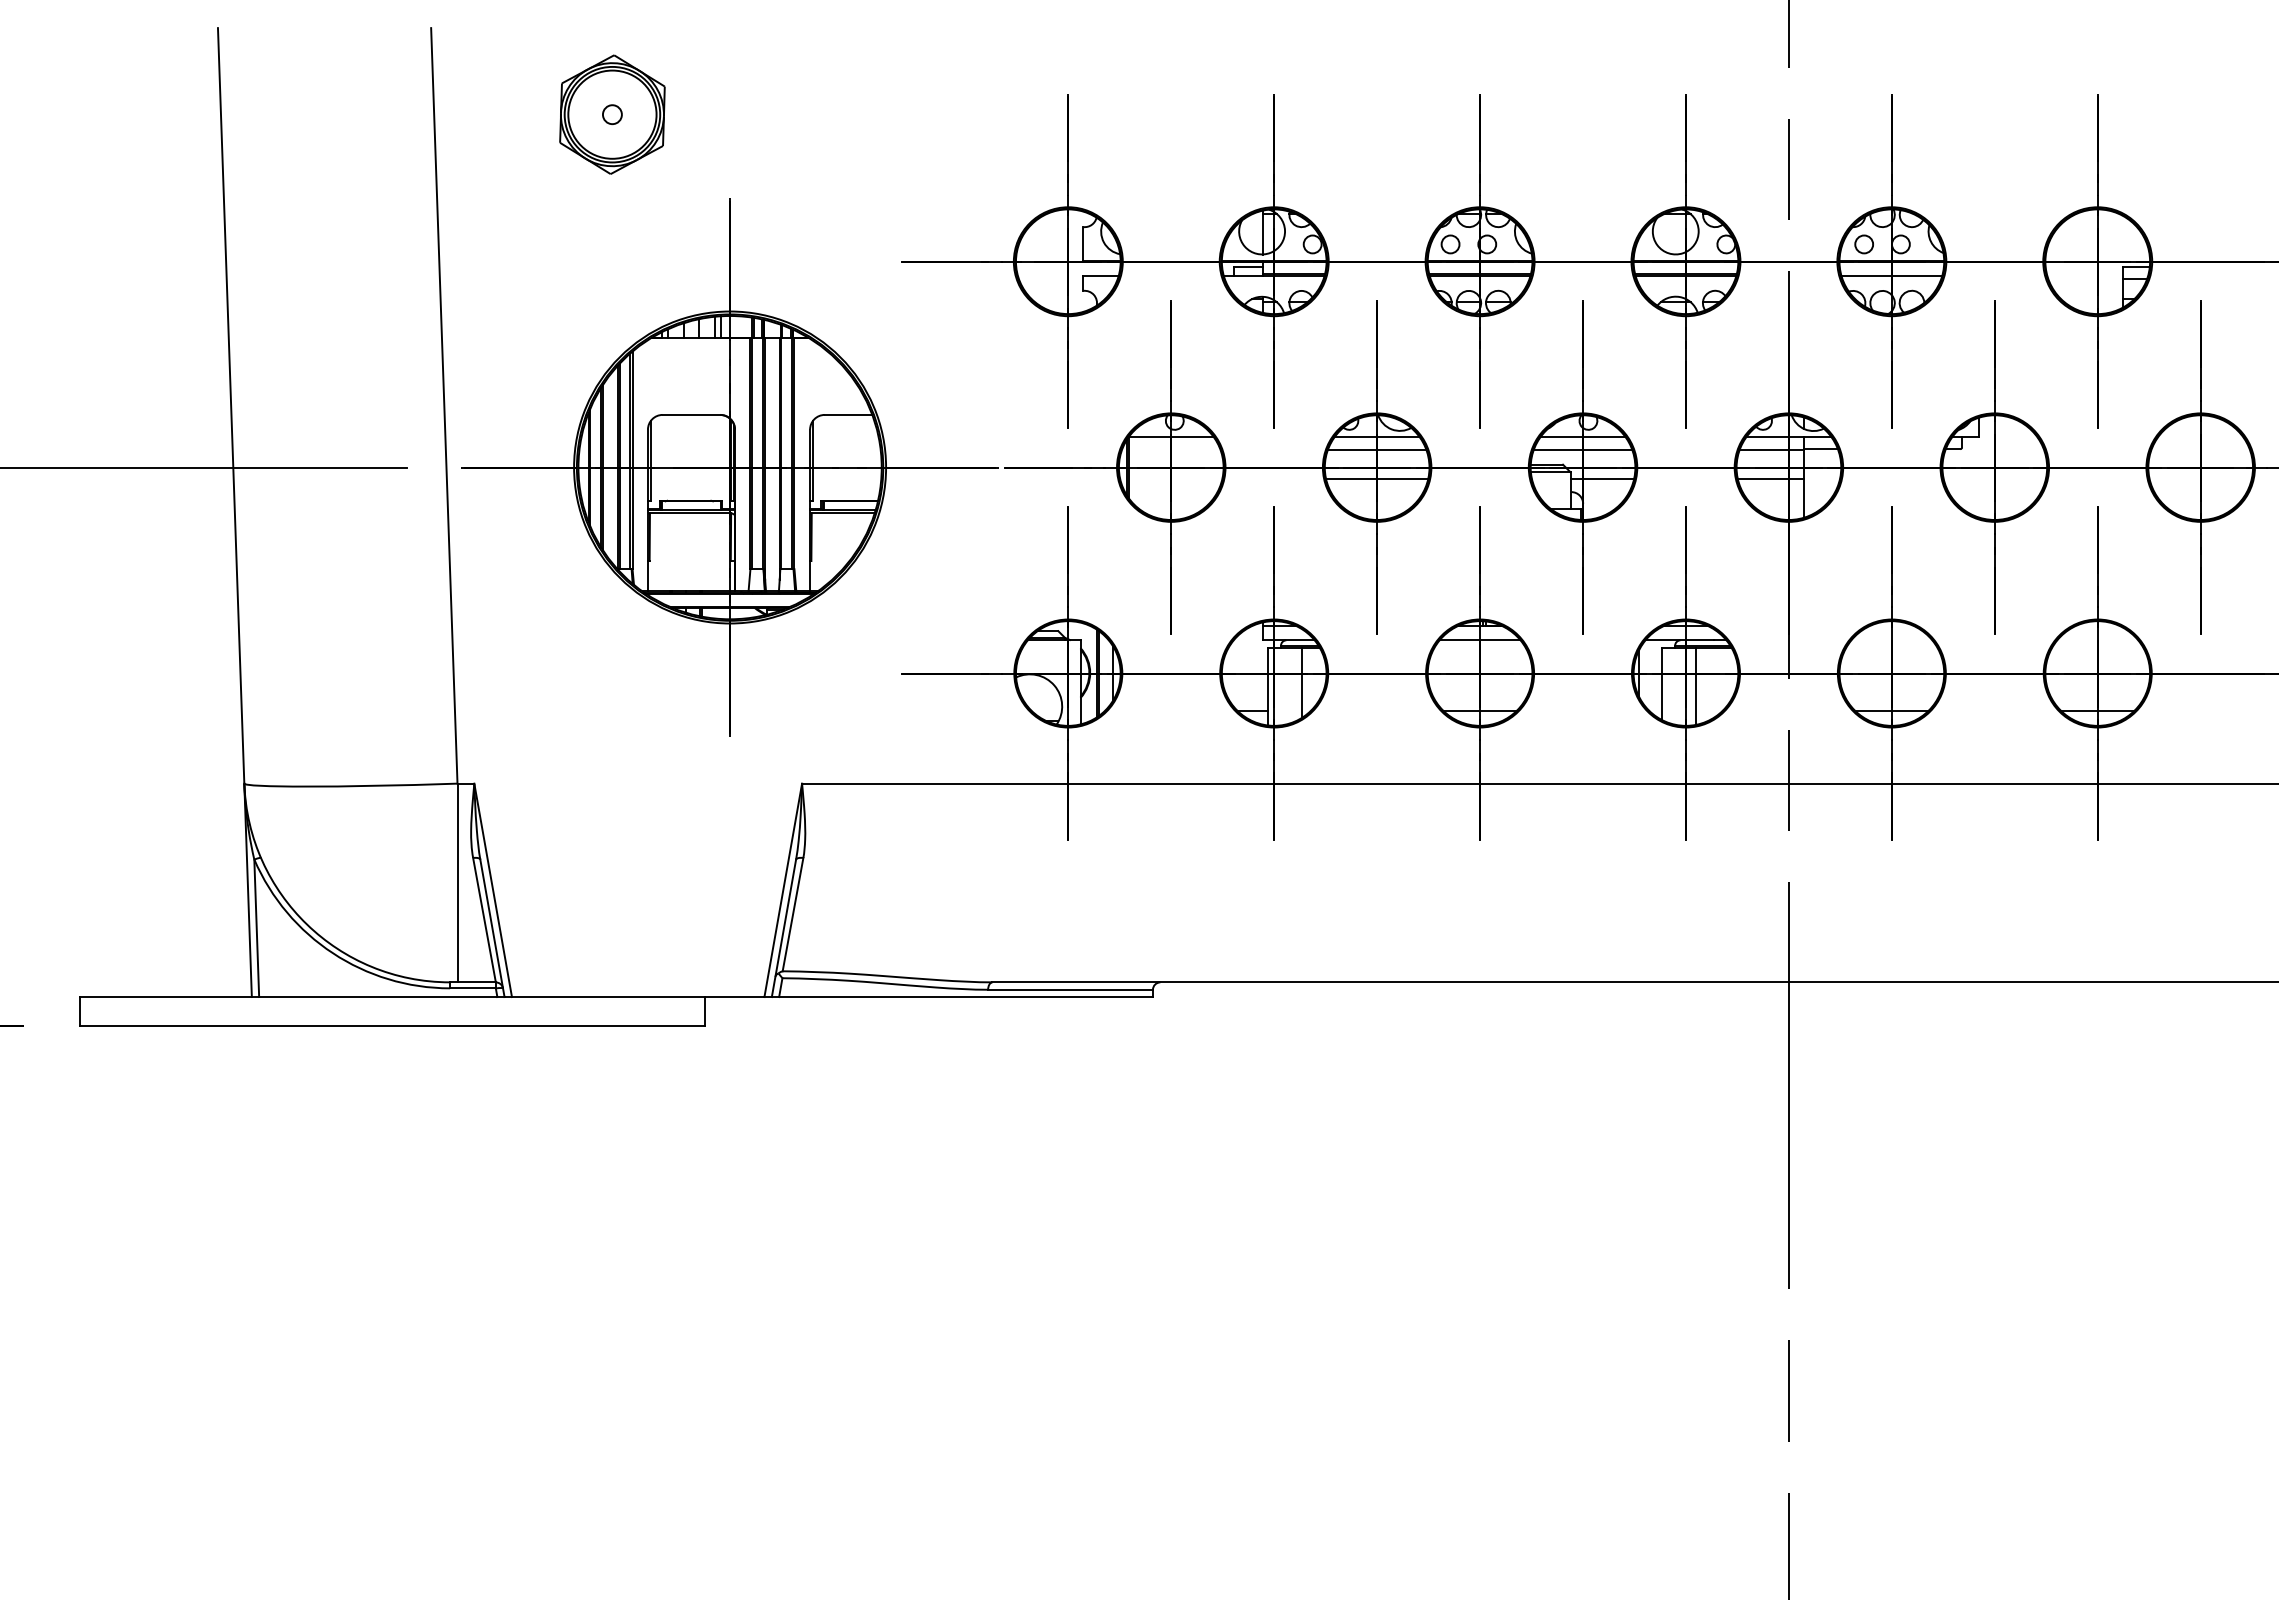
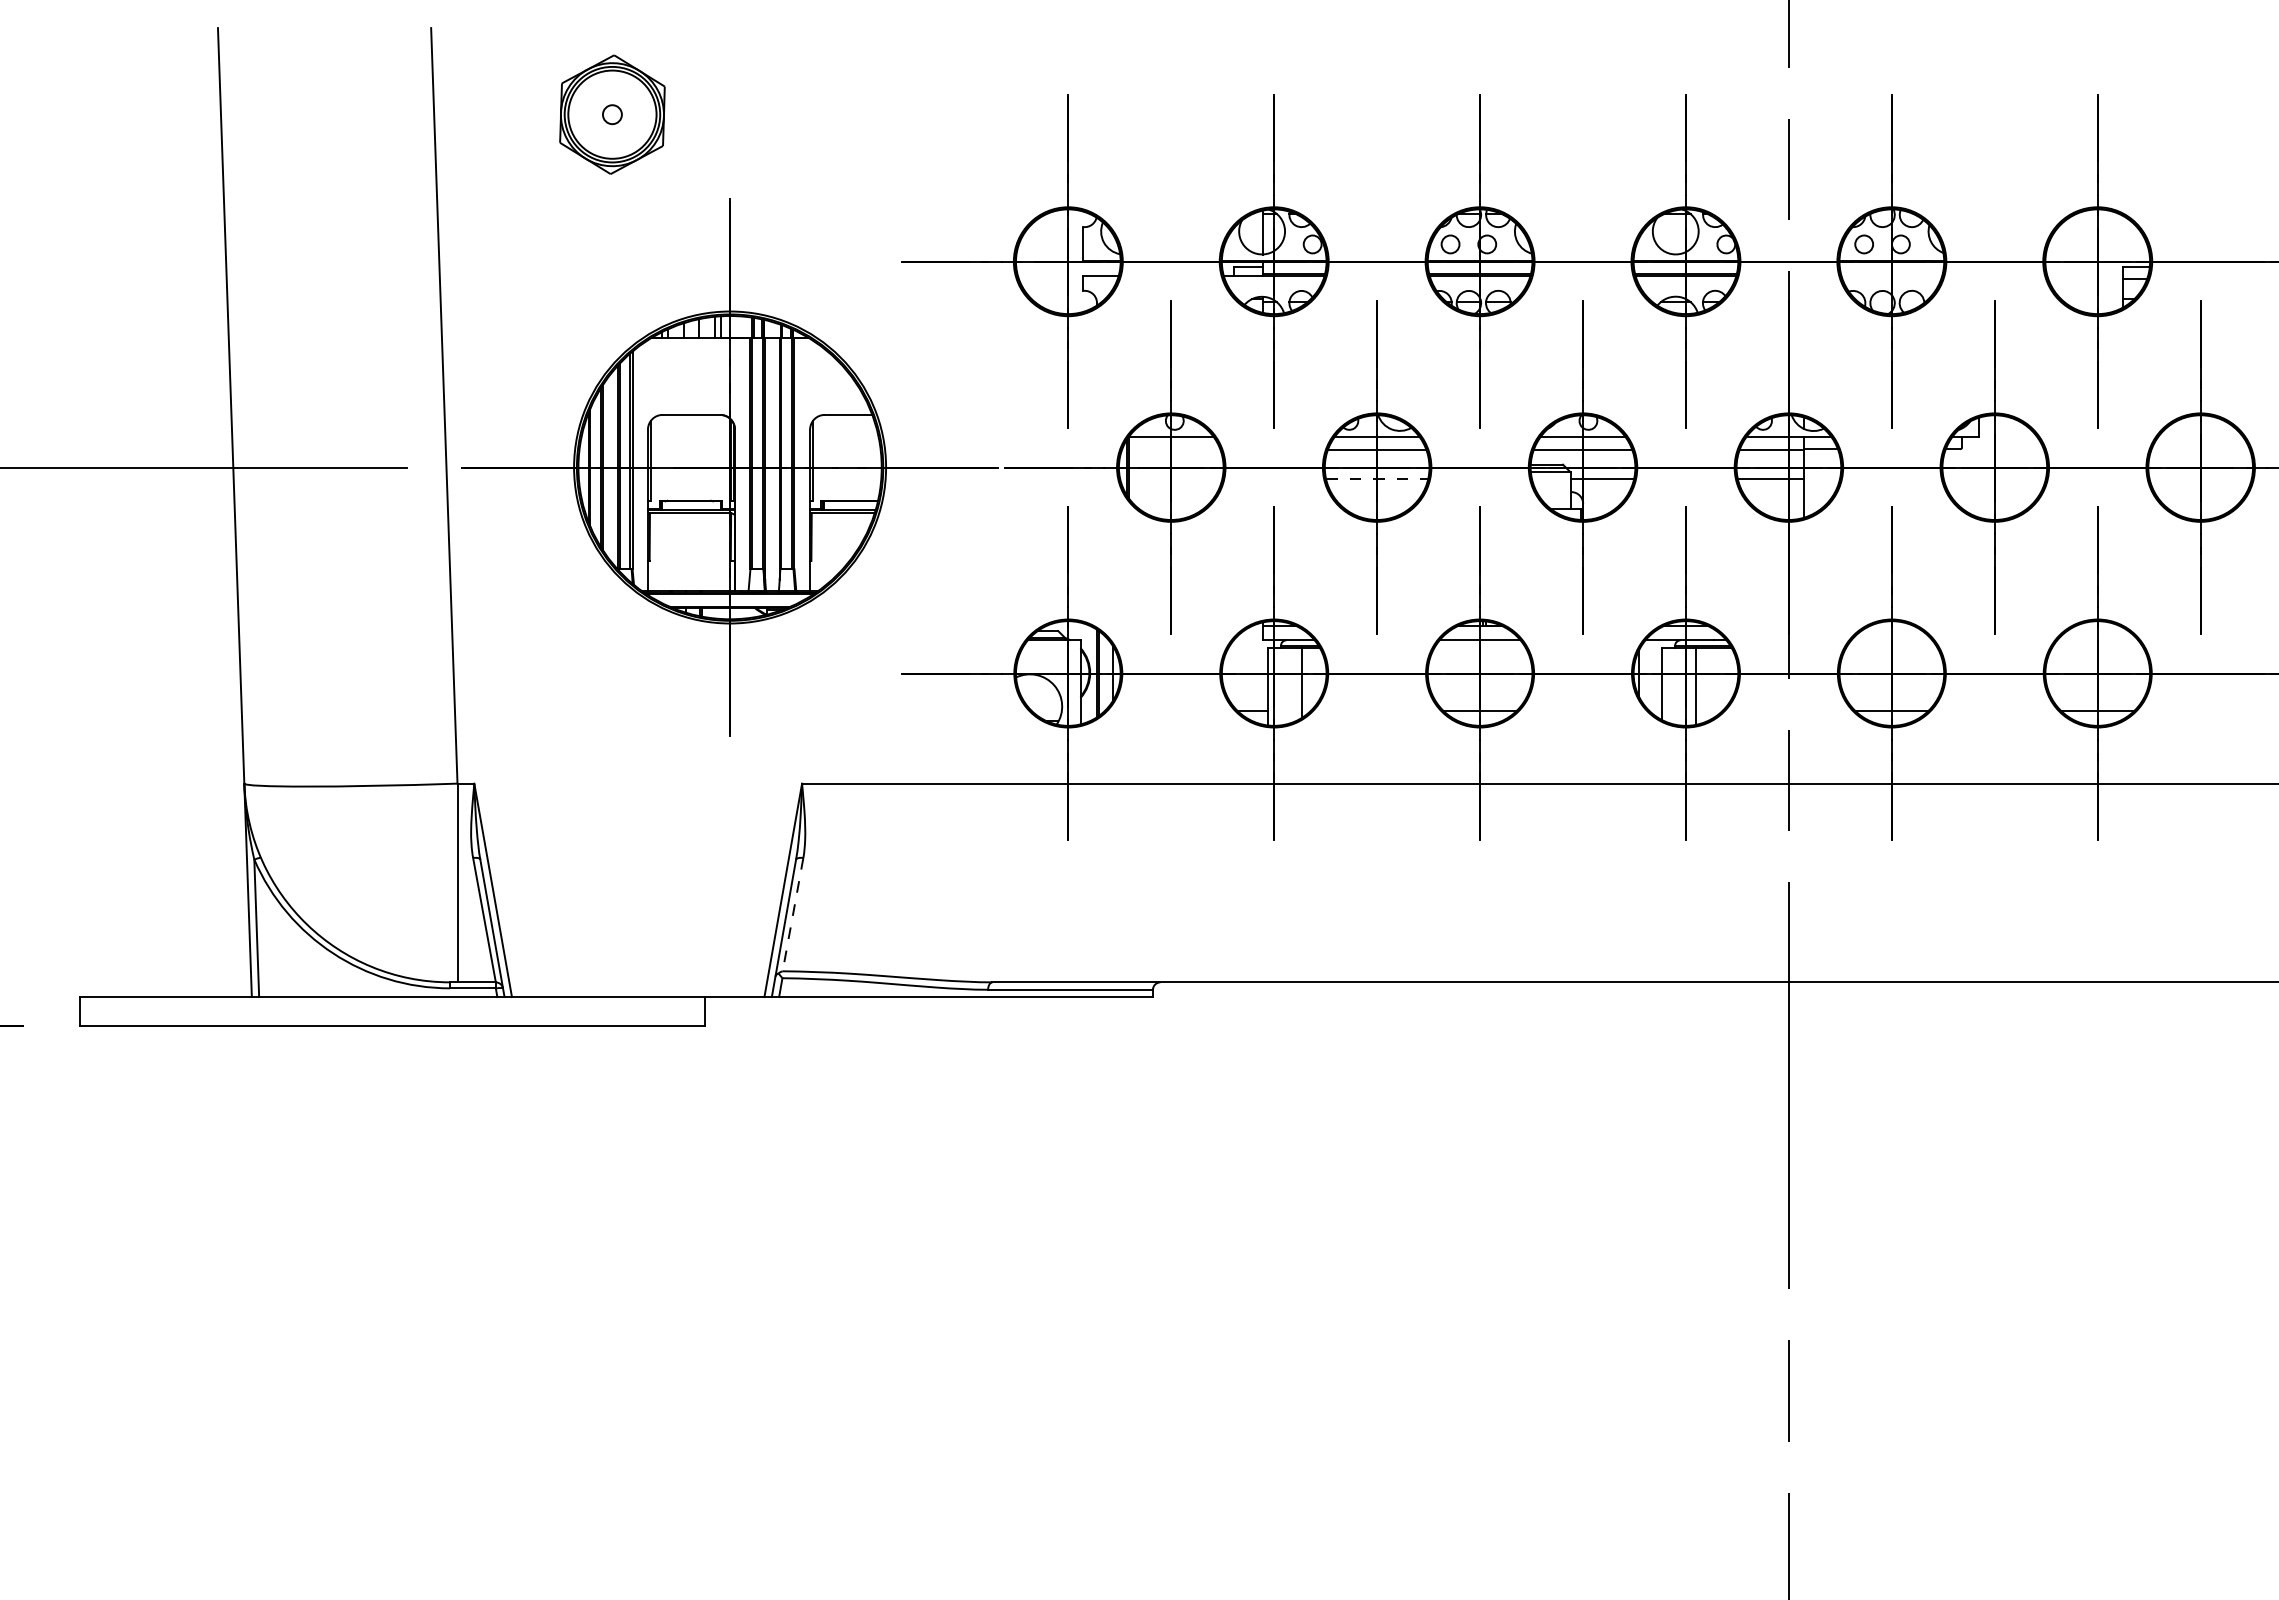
line: present -> none (1891, 276)
line: solid -> dashed (1377, 478)
line: solid -> dashed (793, 914)
